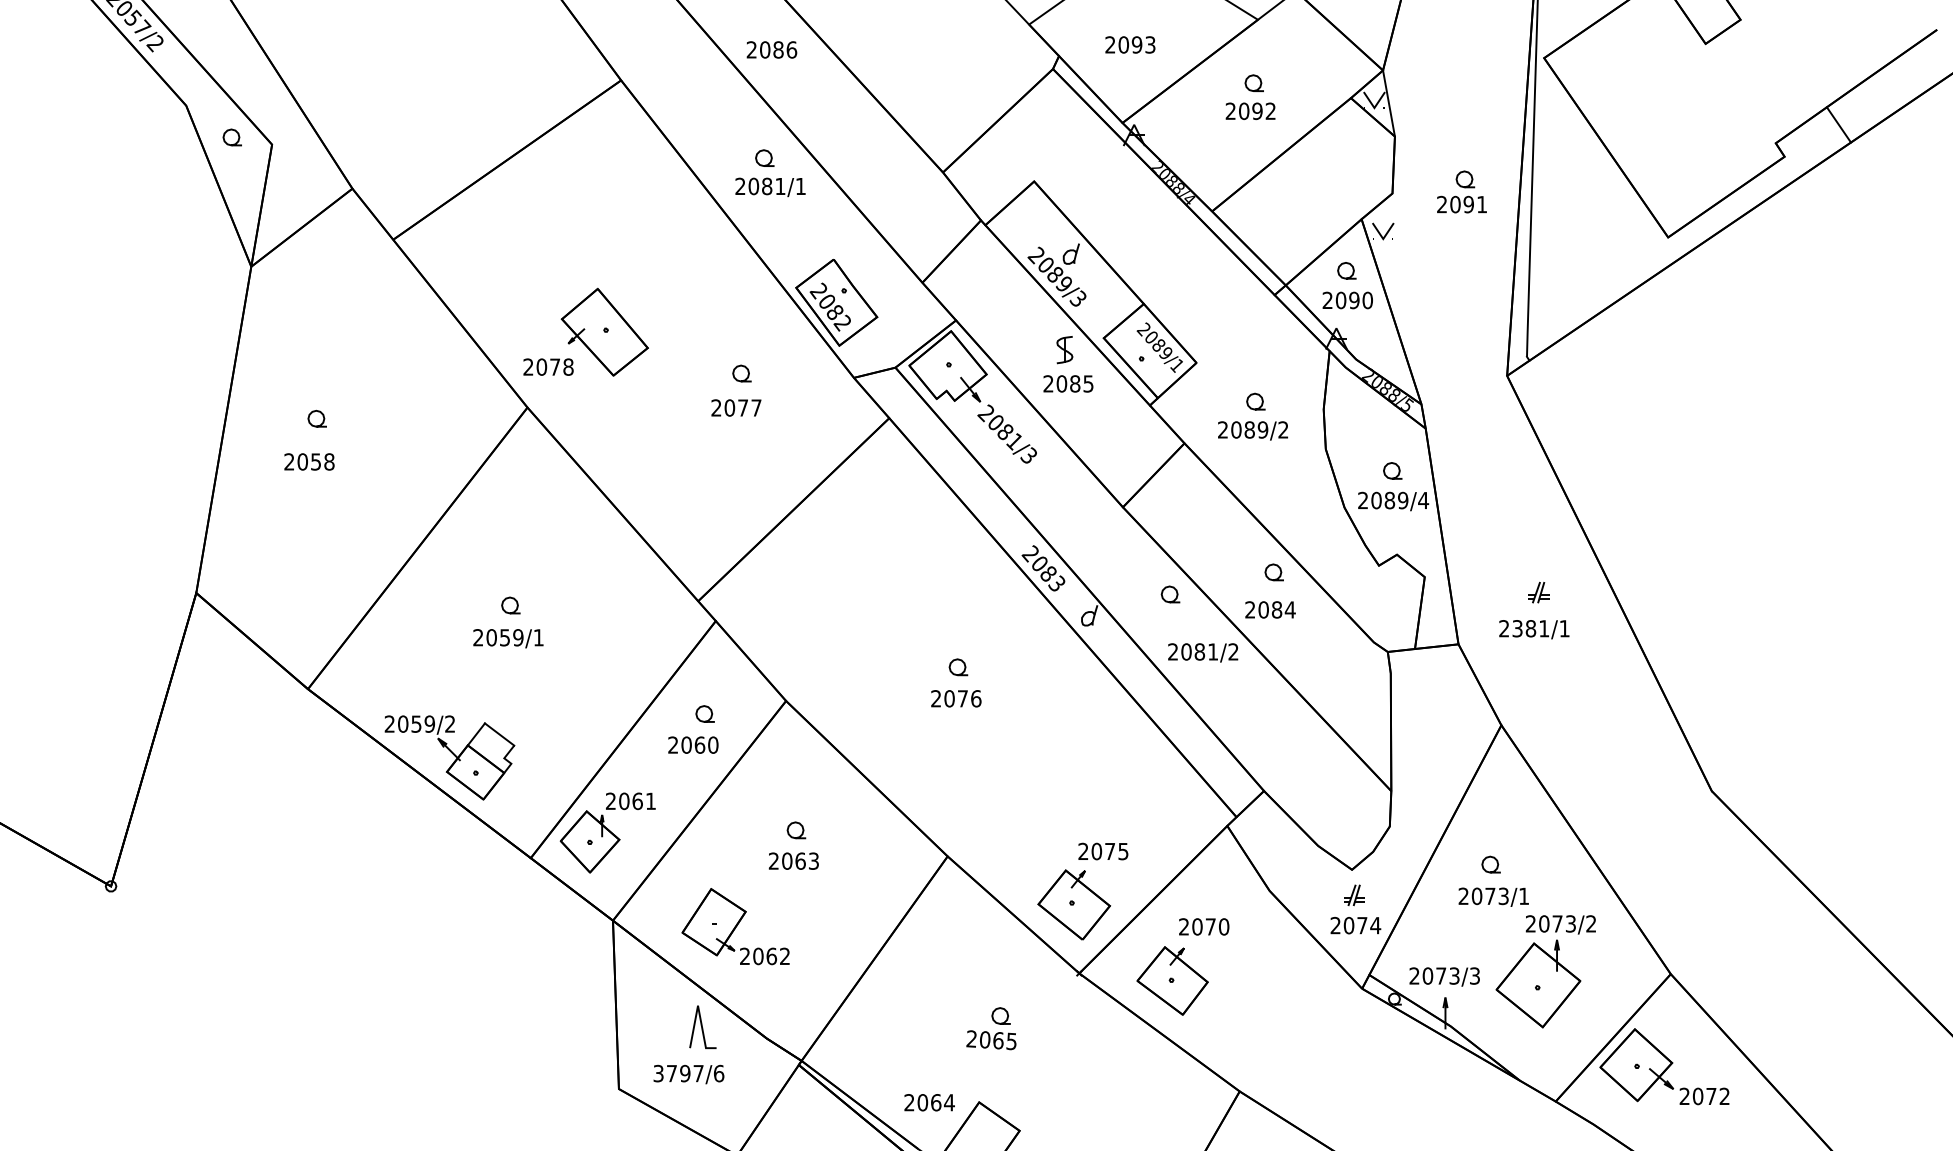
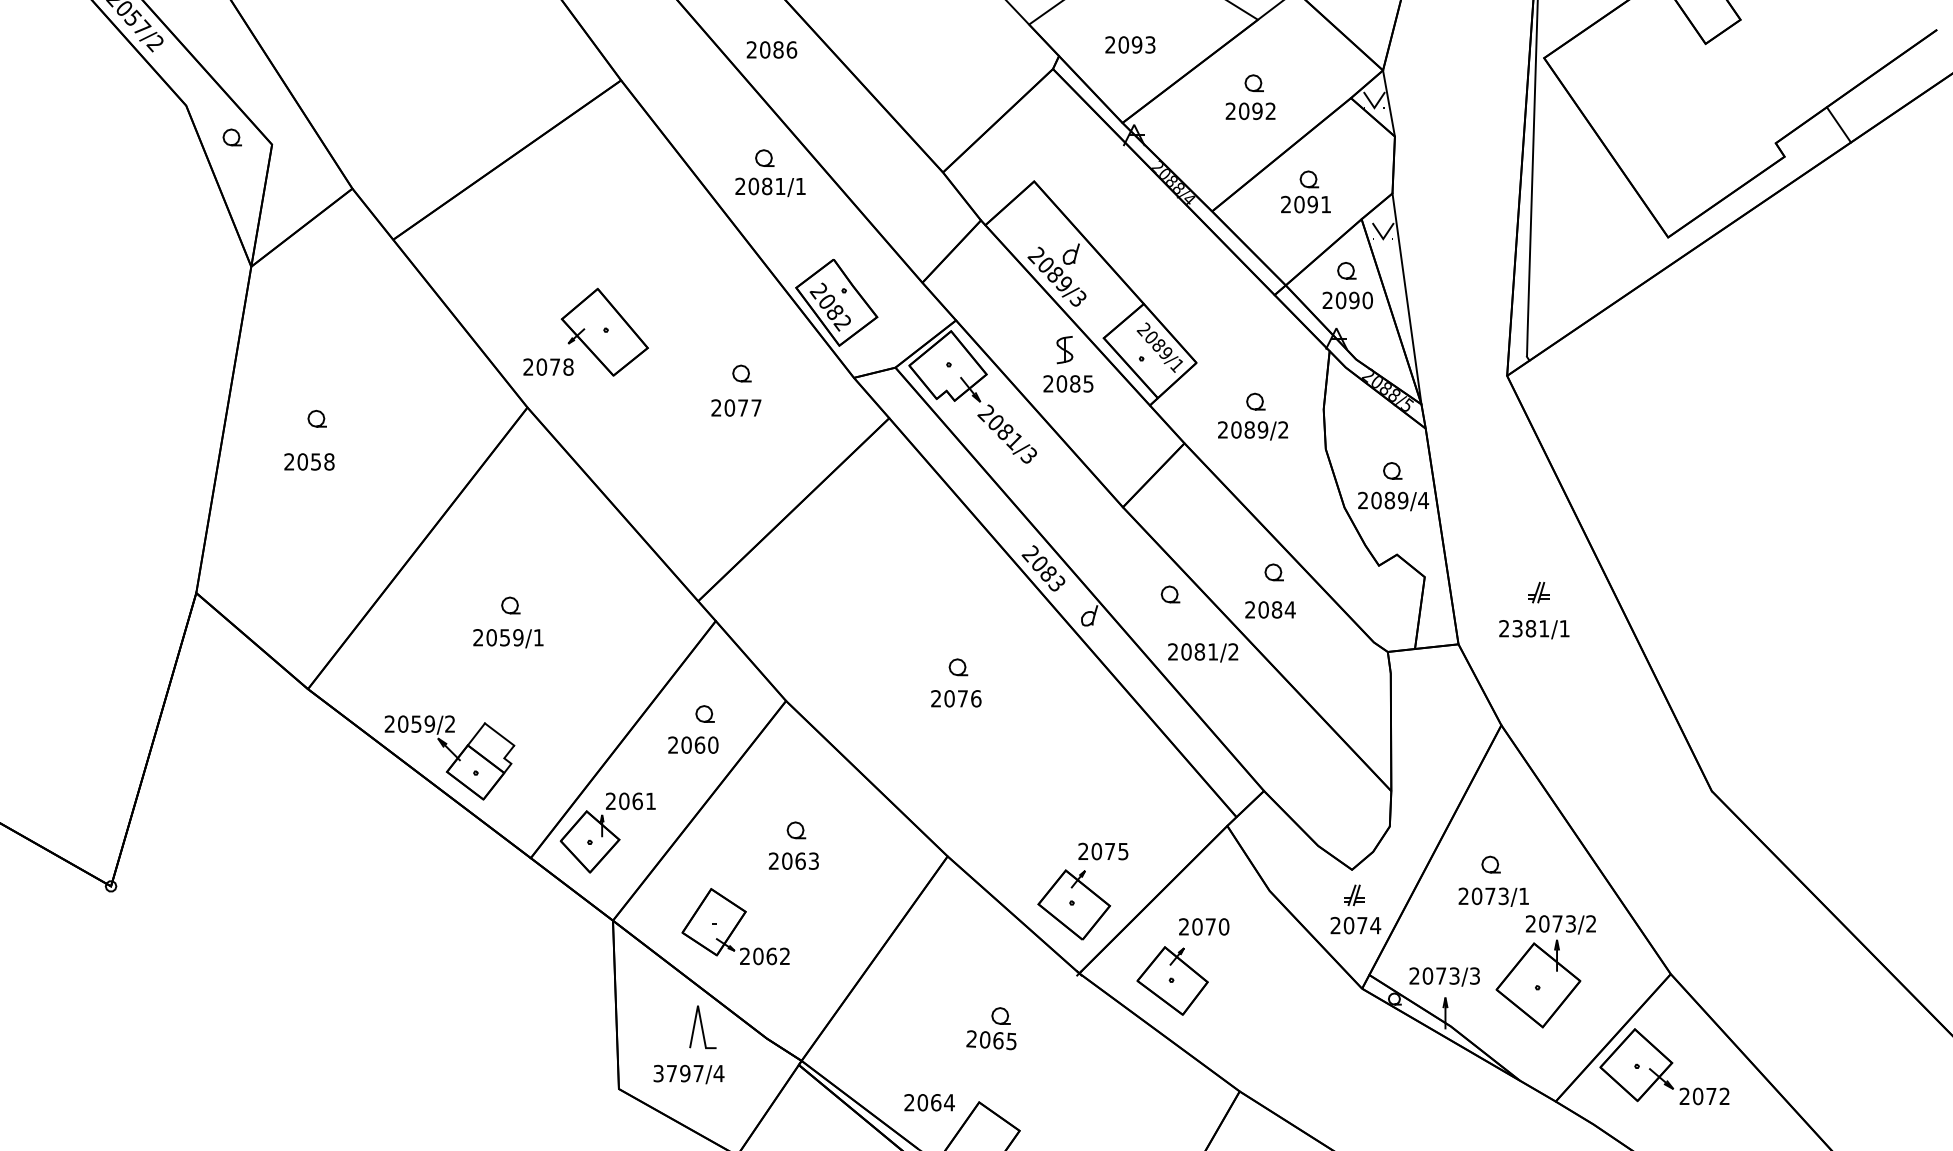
part position: (1461, 191) -> (1305, 191) (1305, 191)
line: none -> present (1406, 298)
text: 3797/6 -> 3797/4 (718, 1073)
